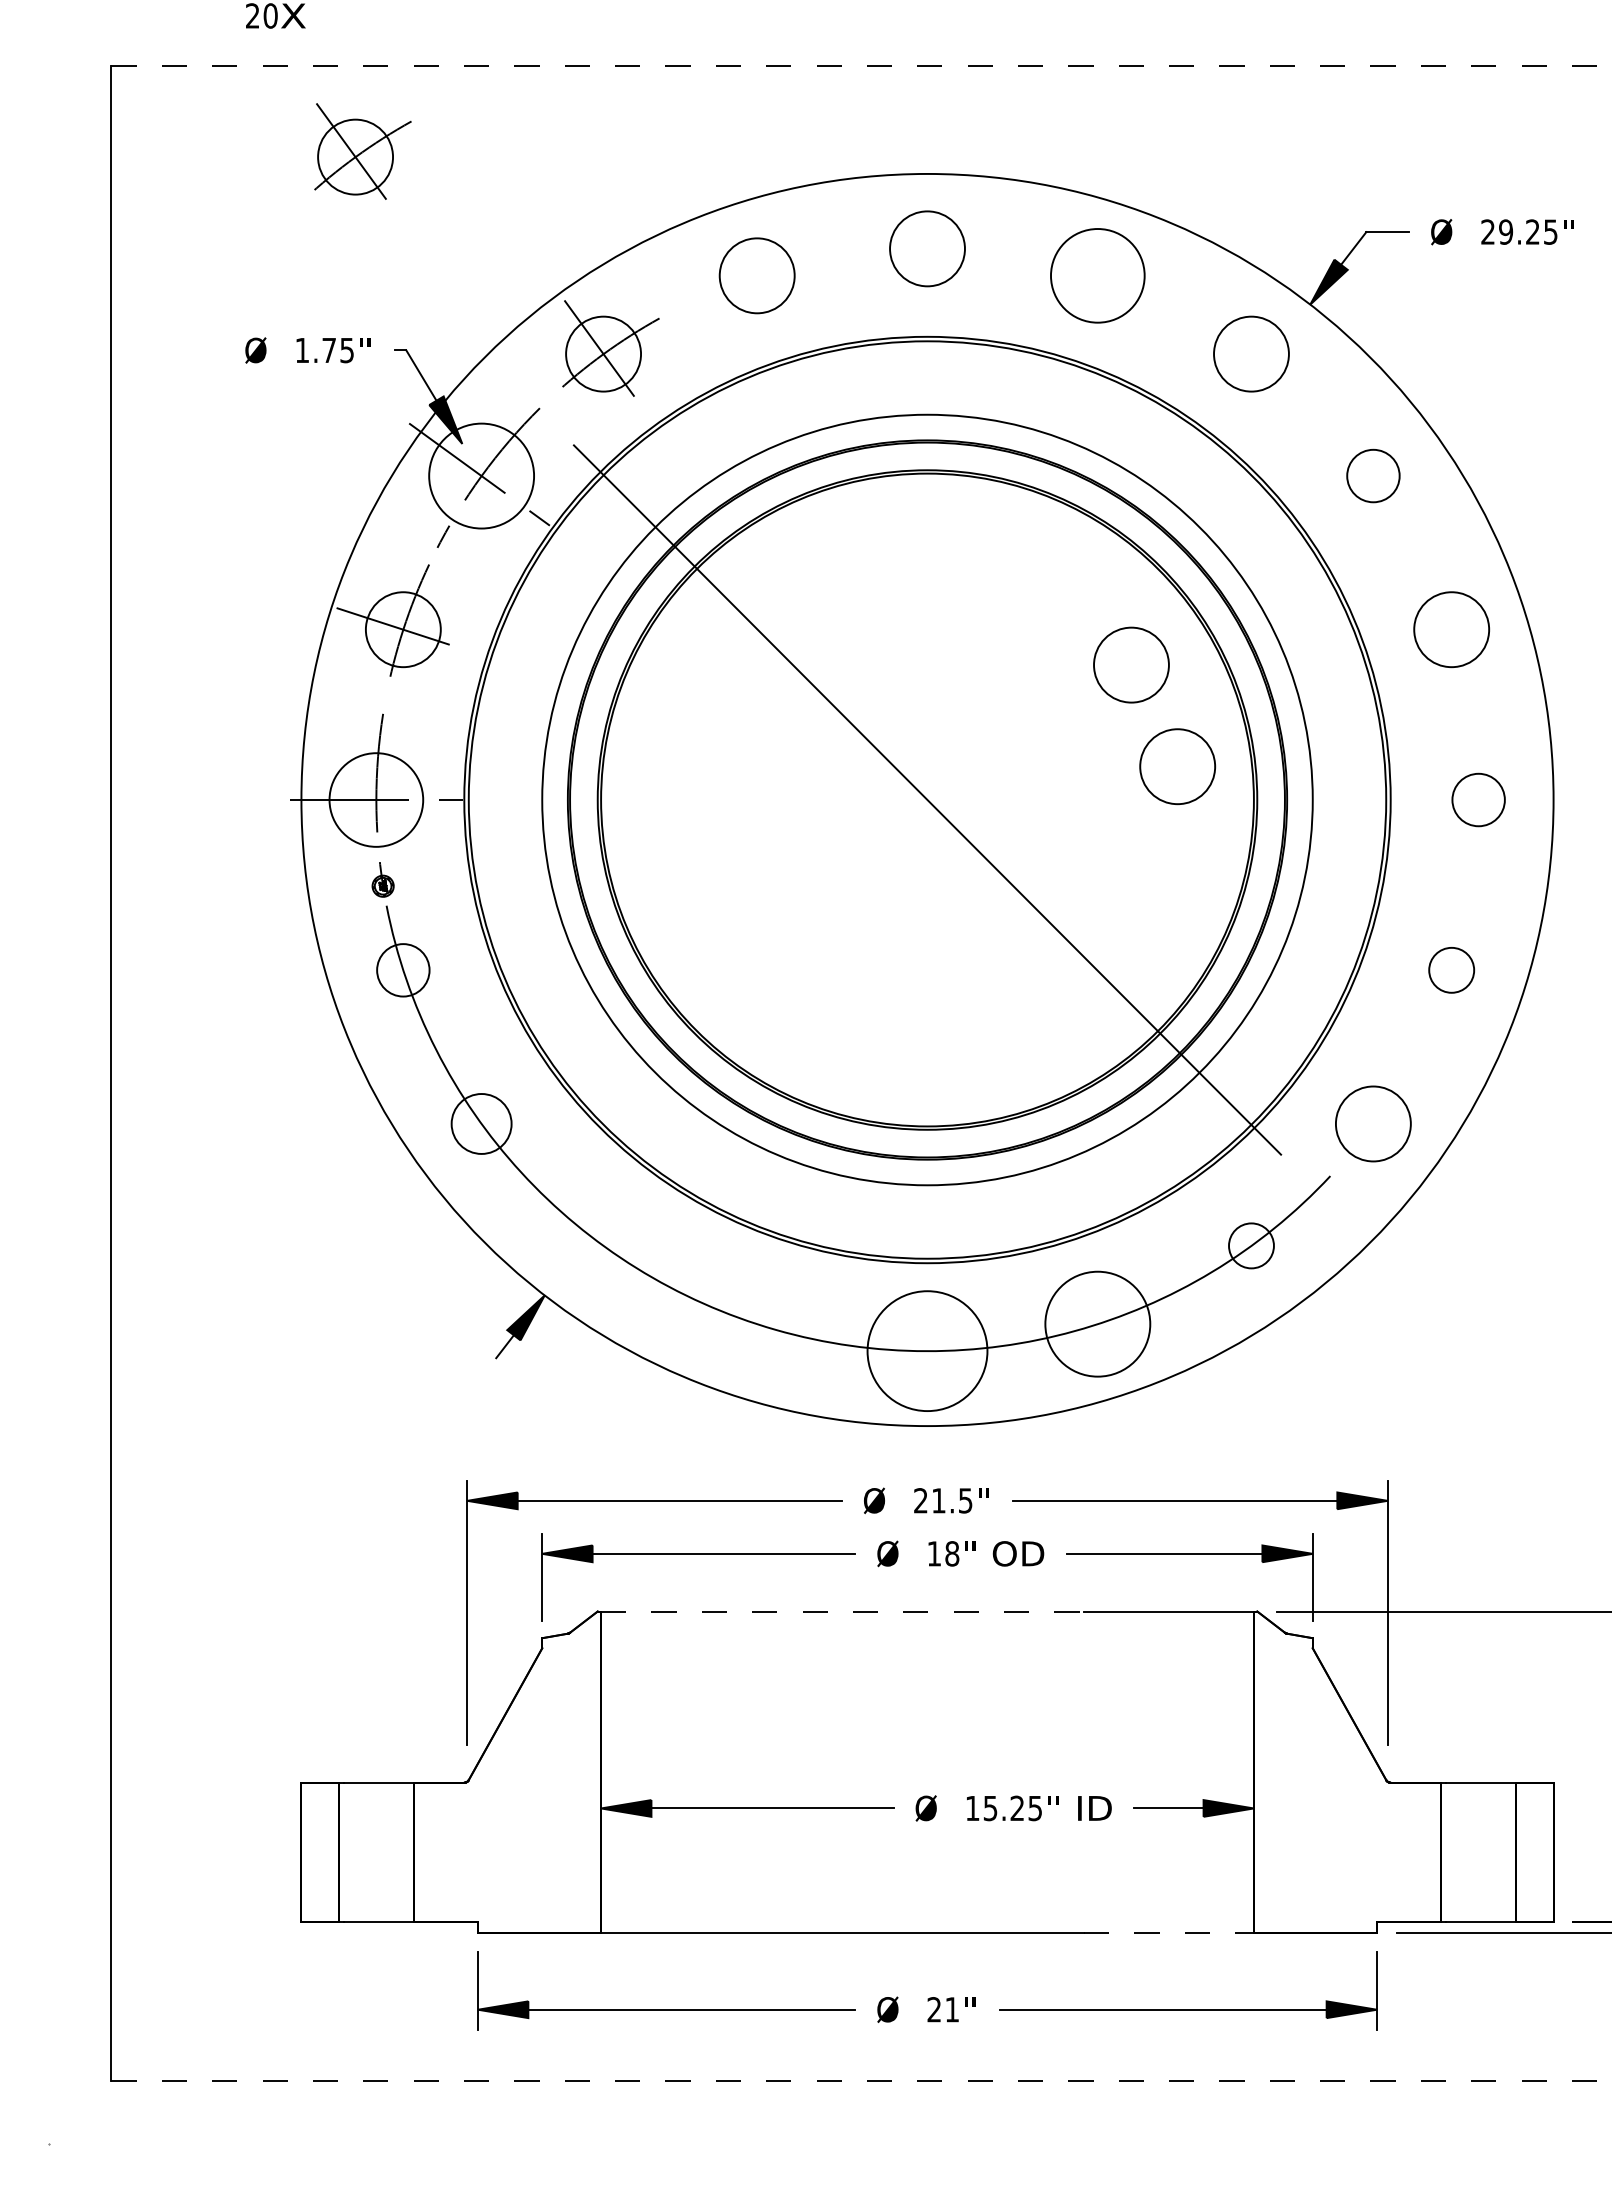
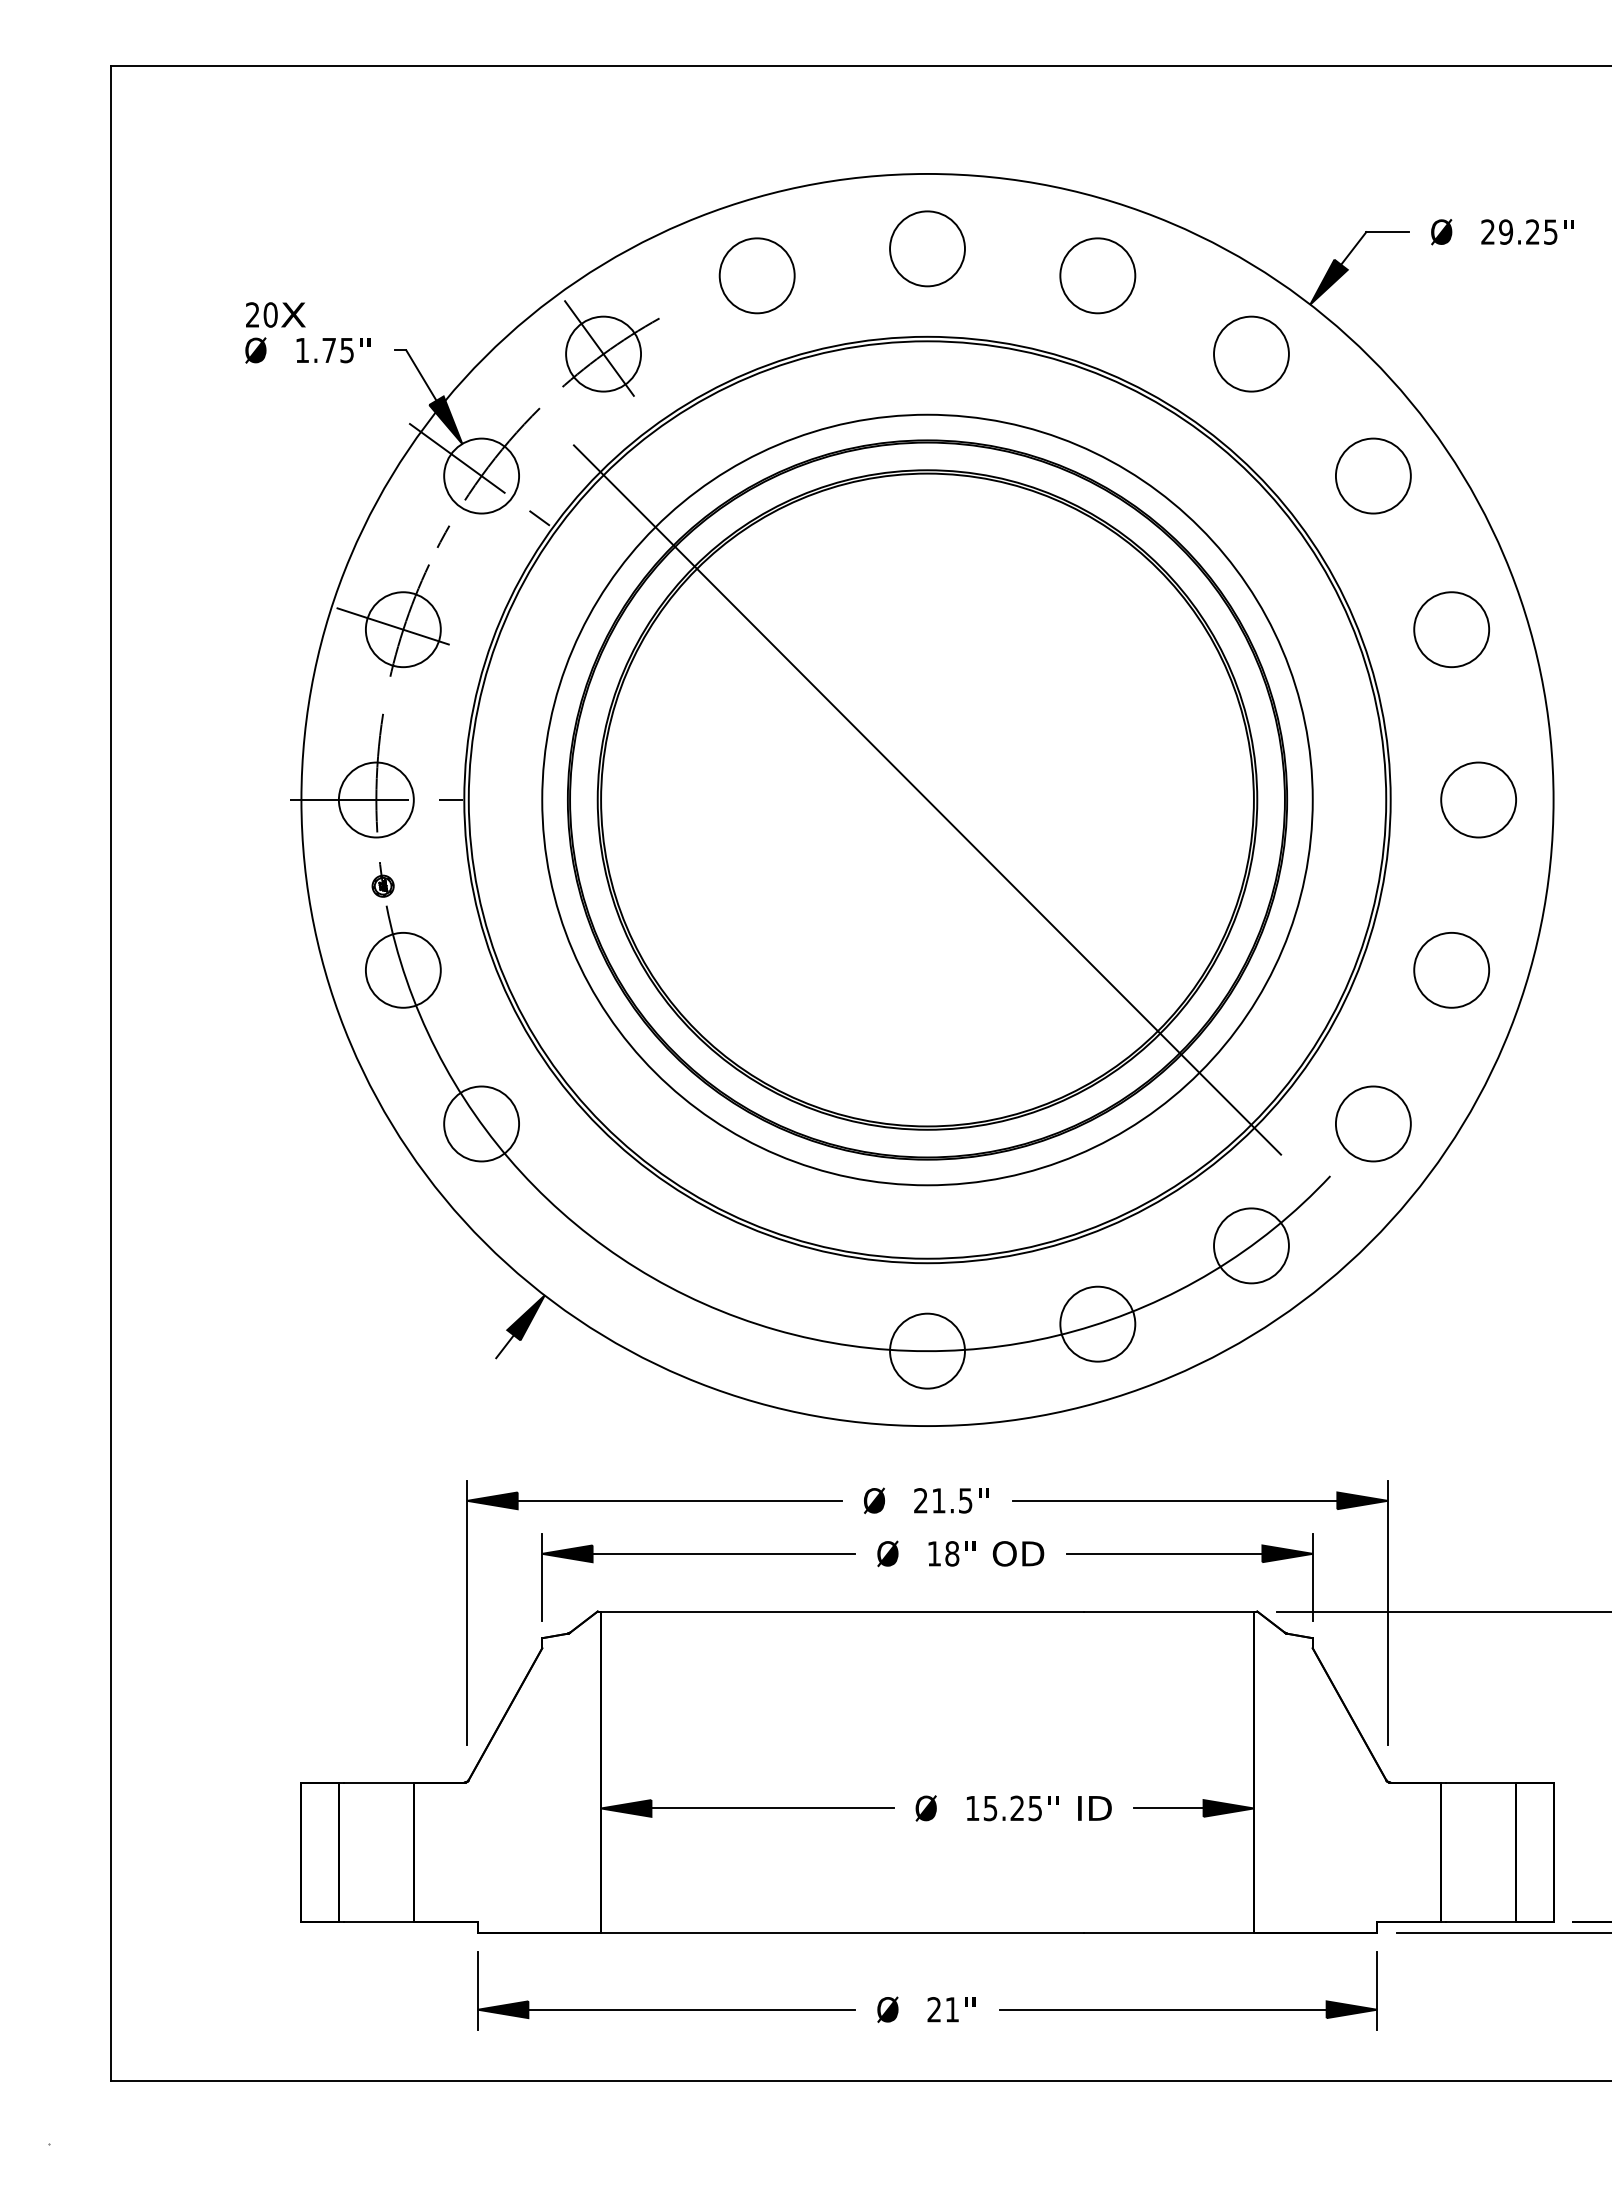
text position: (275, 15) -> (275, 314) (275, 314)
line: dashed -> solid (861, 66)
part: present -> none (362, 151)
circle diameter: 94 px -> 75 px (1097, 275)
circle diameter: 105 px -> 75 px (481, 475)
circle size: 55x56 px -> 77x78 px (1373, 475)
circle: present -> none (1131, 664)
circle: present -> none (1177, 766)
circle diameter: 94 px -> 75 px (375, 799)
circle diameter: 52 px -> 75 px (1478, 799)
circle diameter: 45 px -> 75 px (1451, 969)
circle diameter: 52 px -> 75 px (402, 969)
circle diameter: 60 px -> 75 px (481, 1123)
circle diameter: 45 px -> 75 px (1251, 1245)
circle diameter: 105 px -> 75 px (1097, 1323)
circle diameter: 120 px -> 75 px (927, 1350)
line: dashed -> solid (843, 1611)
line: dashed -> solid (1168, 1932)
line: dashed -> solid (861, 2080)
